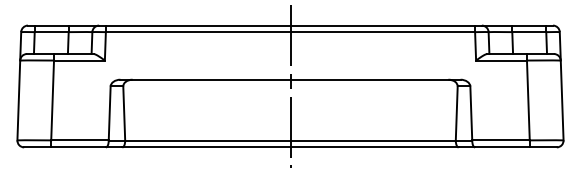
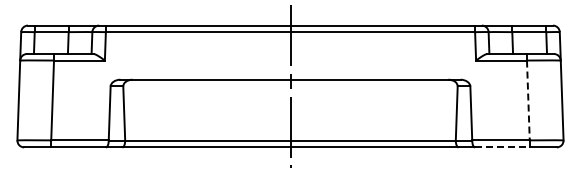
line: solid -> dashed (528, 100)
line: solid -> dashed (502, 147)
